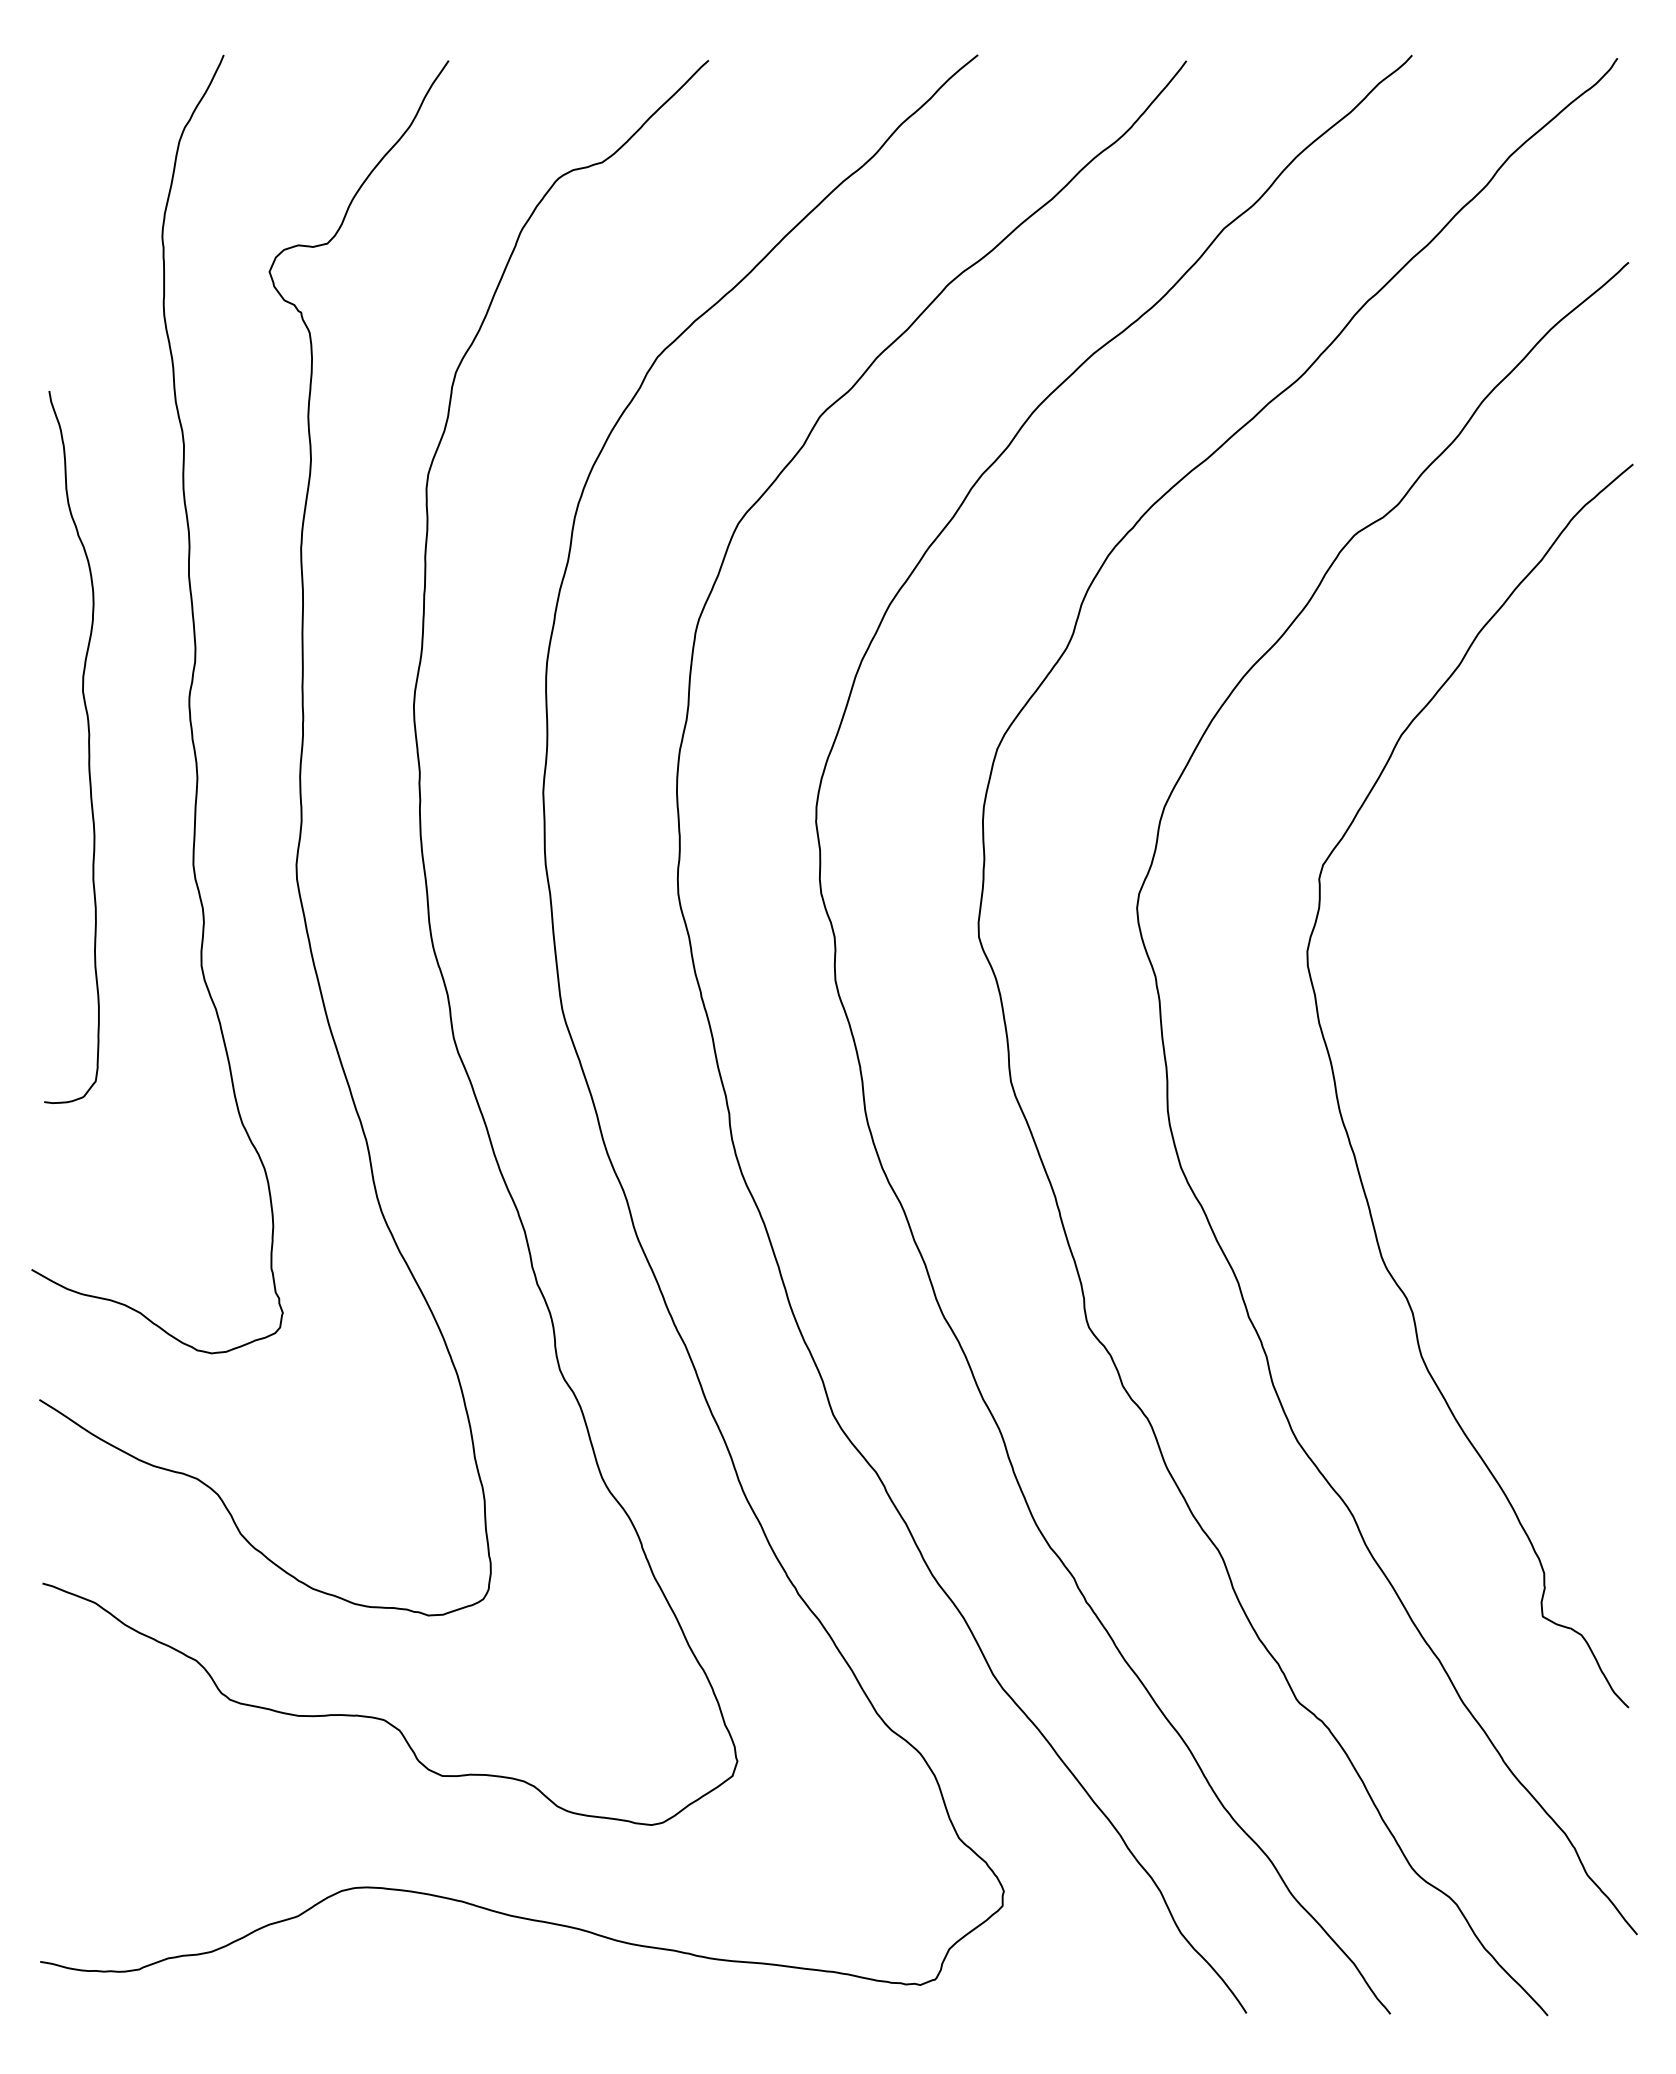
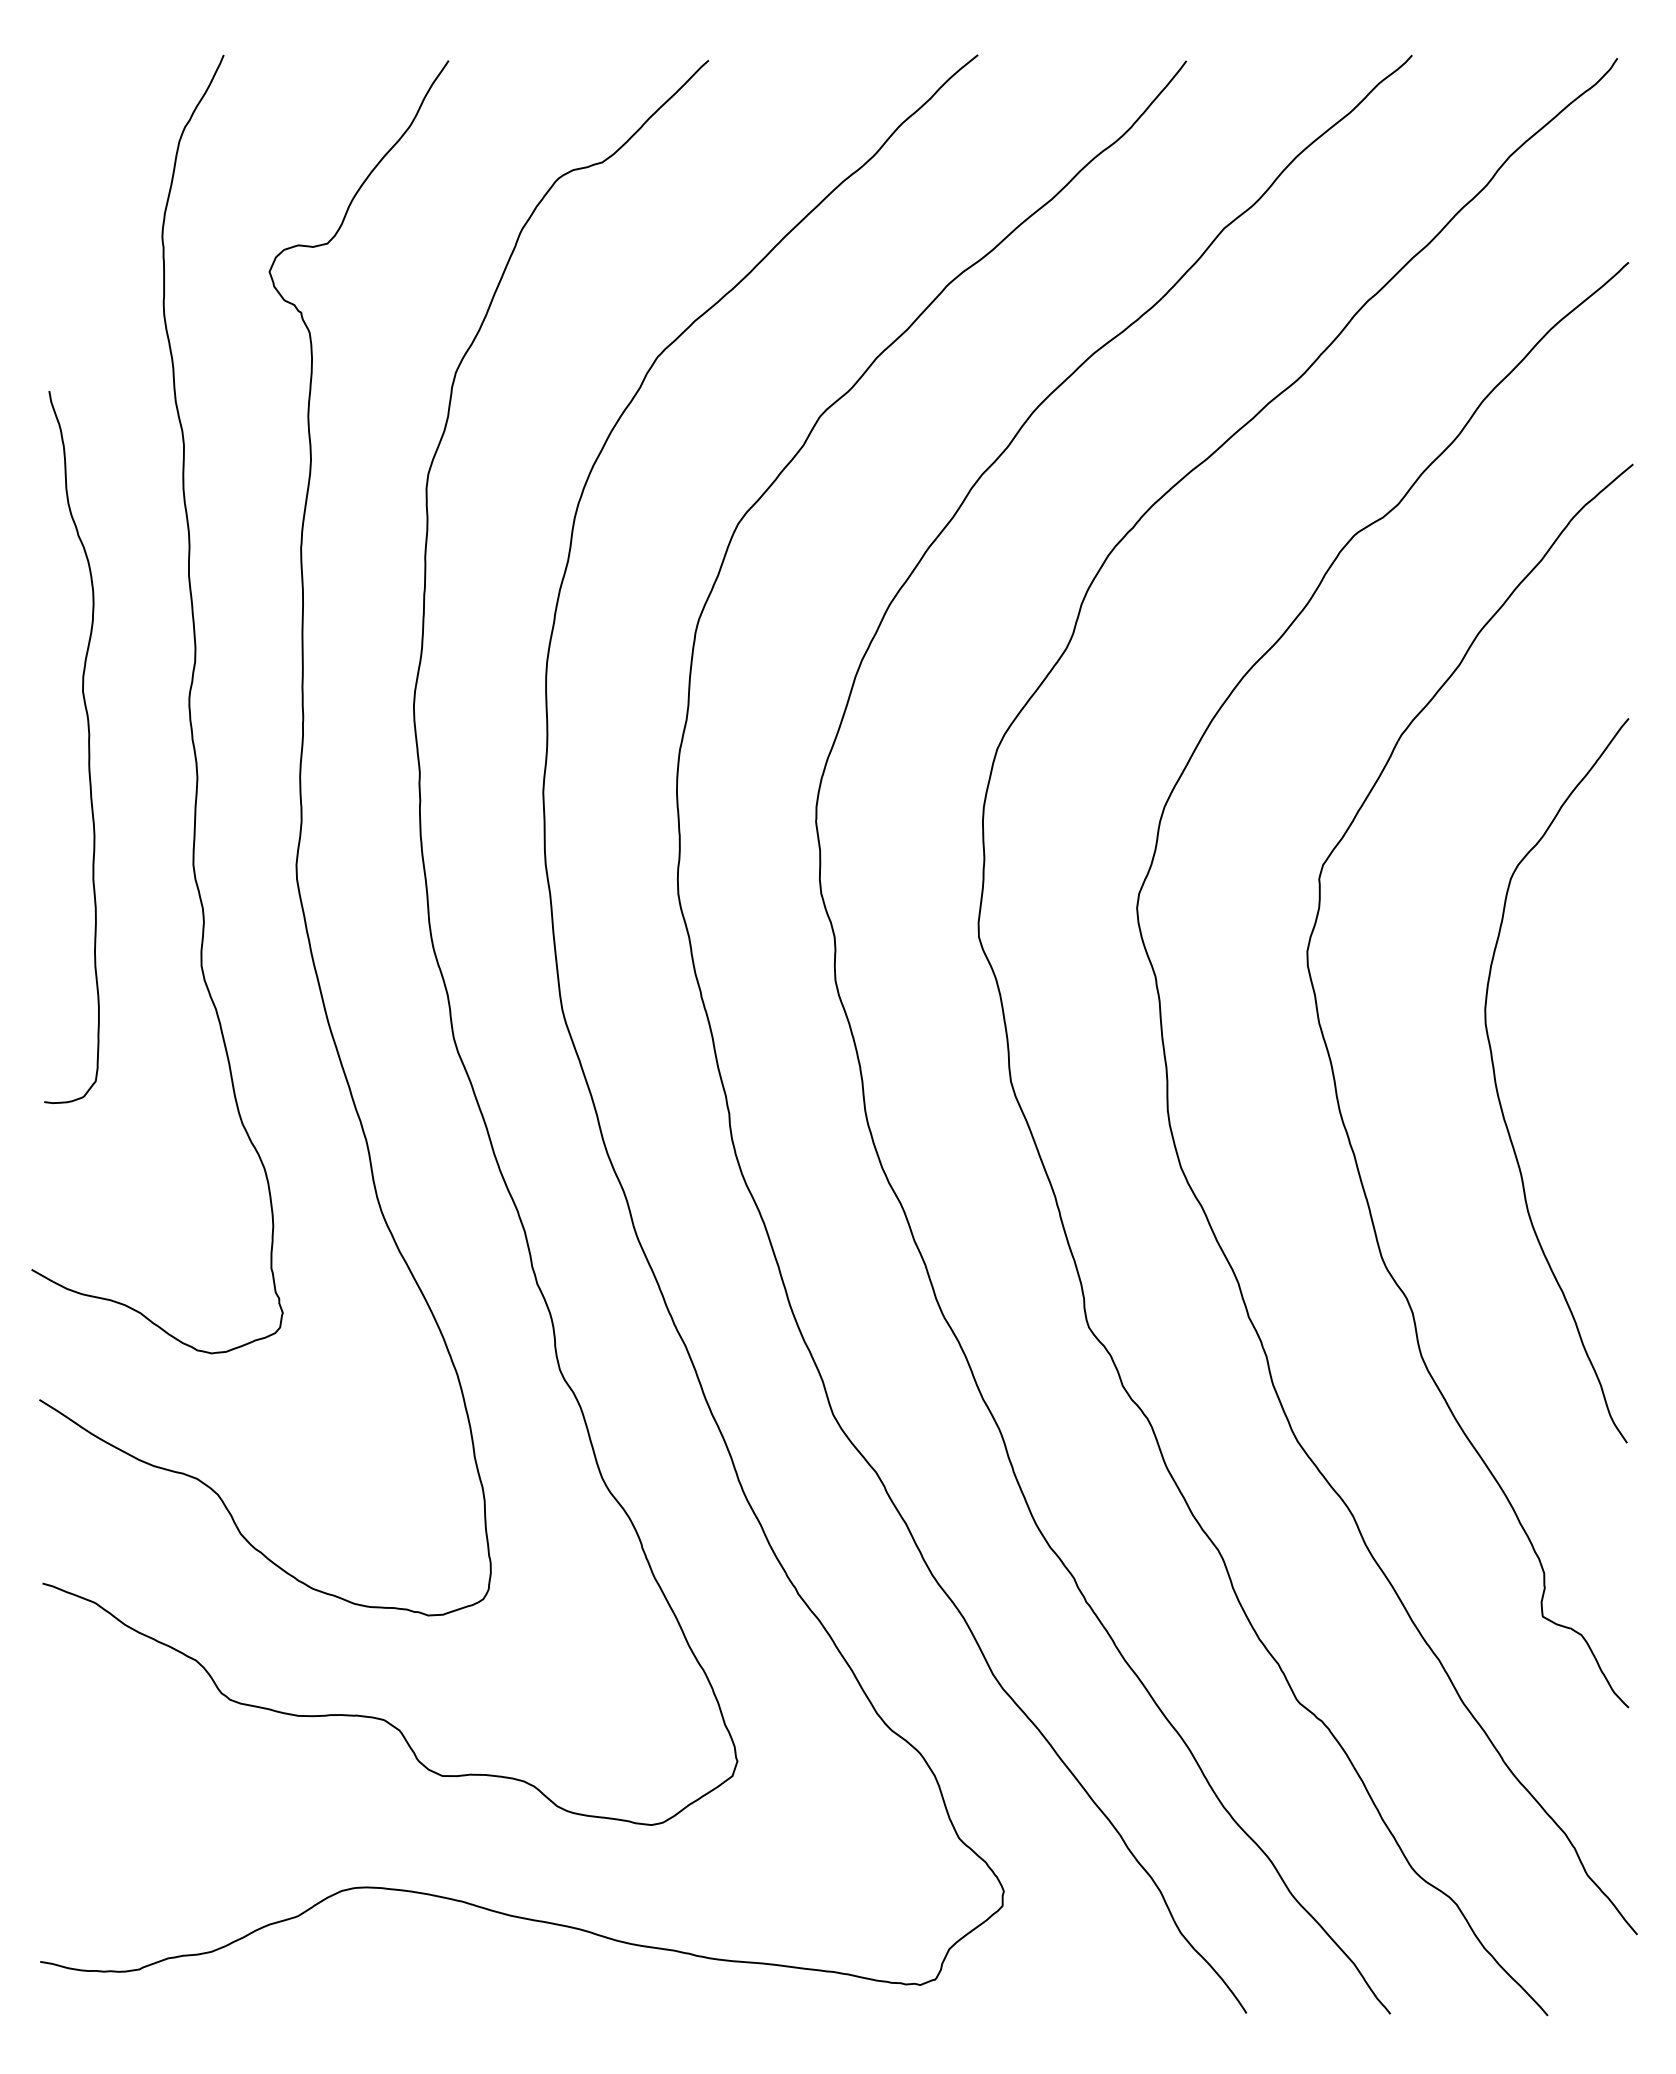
curve: none -> present (1498, 1091)
